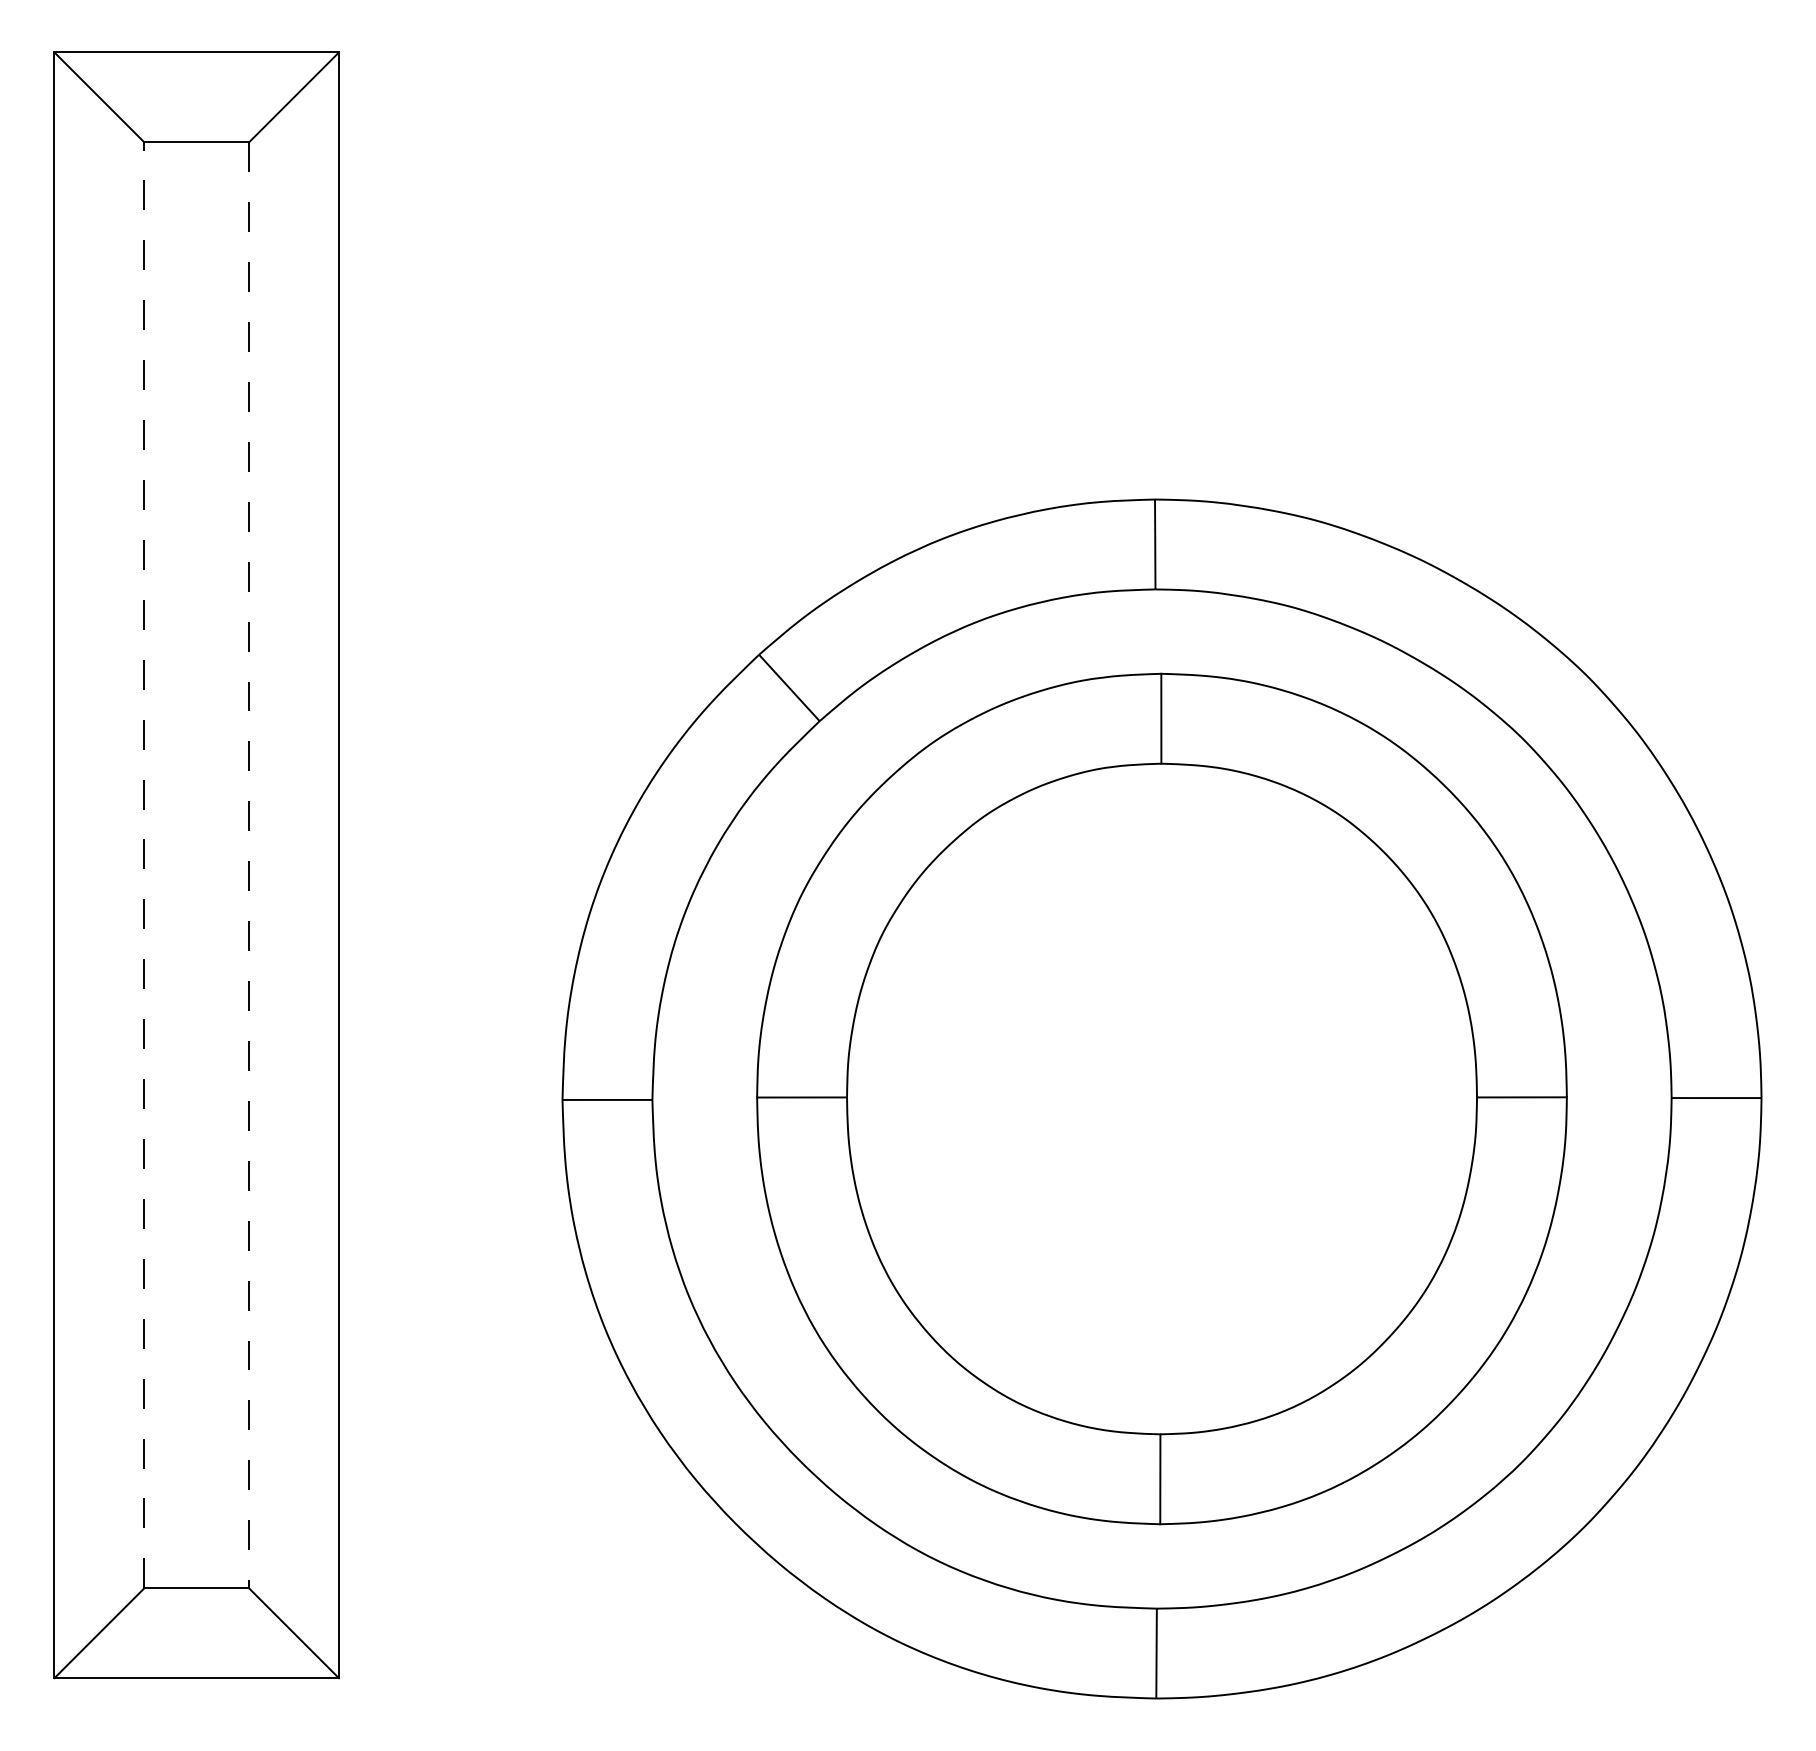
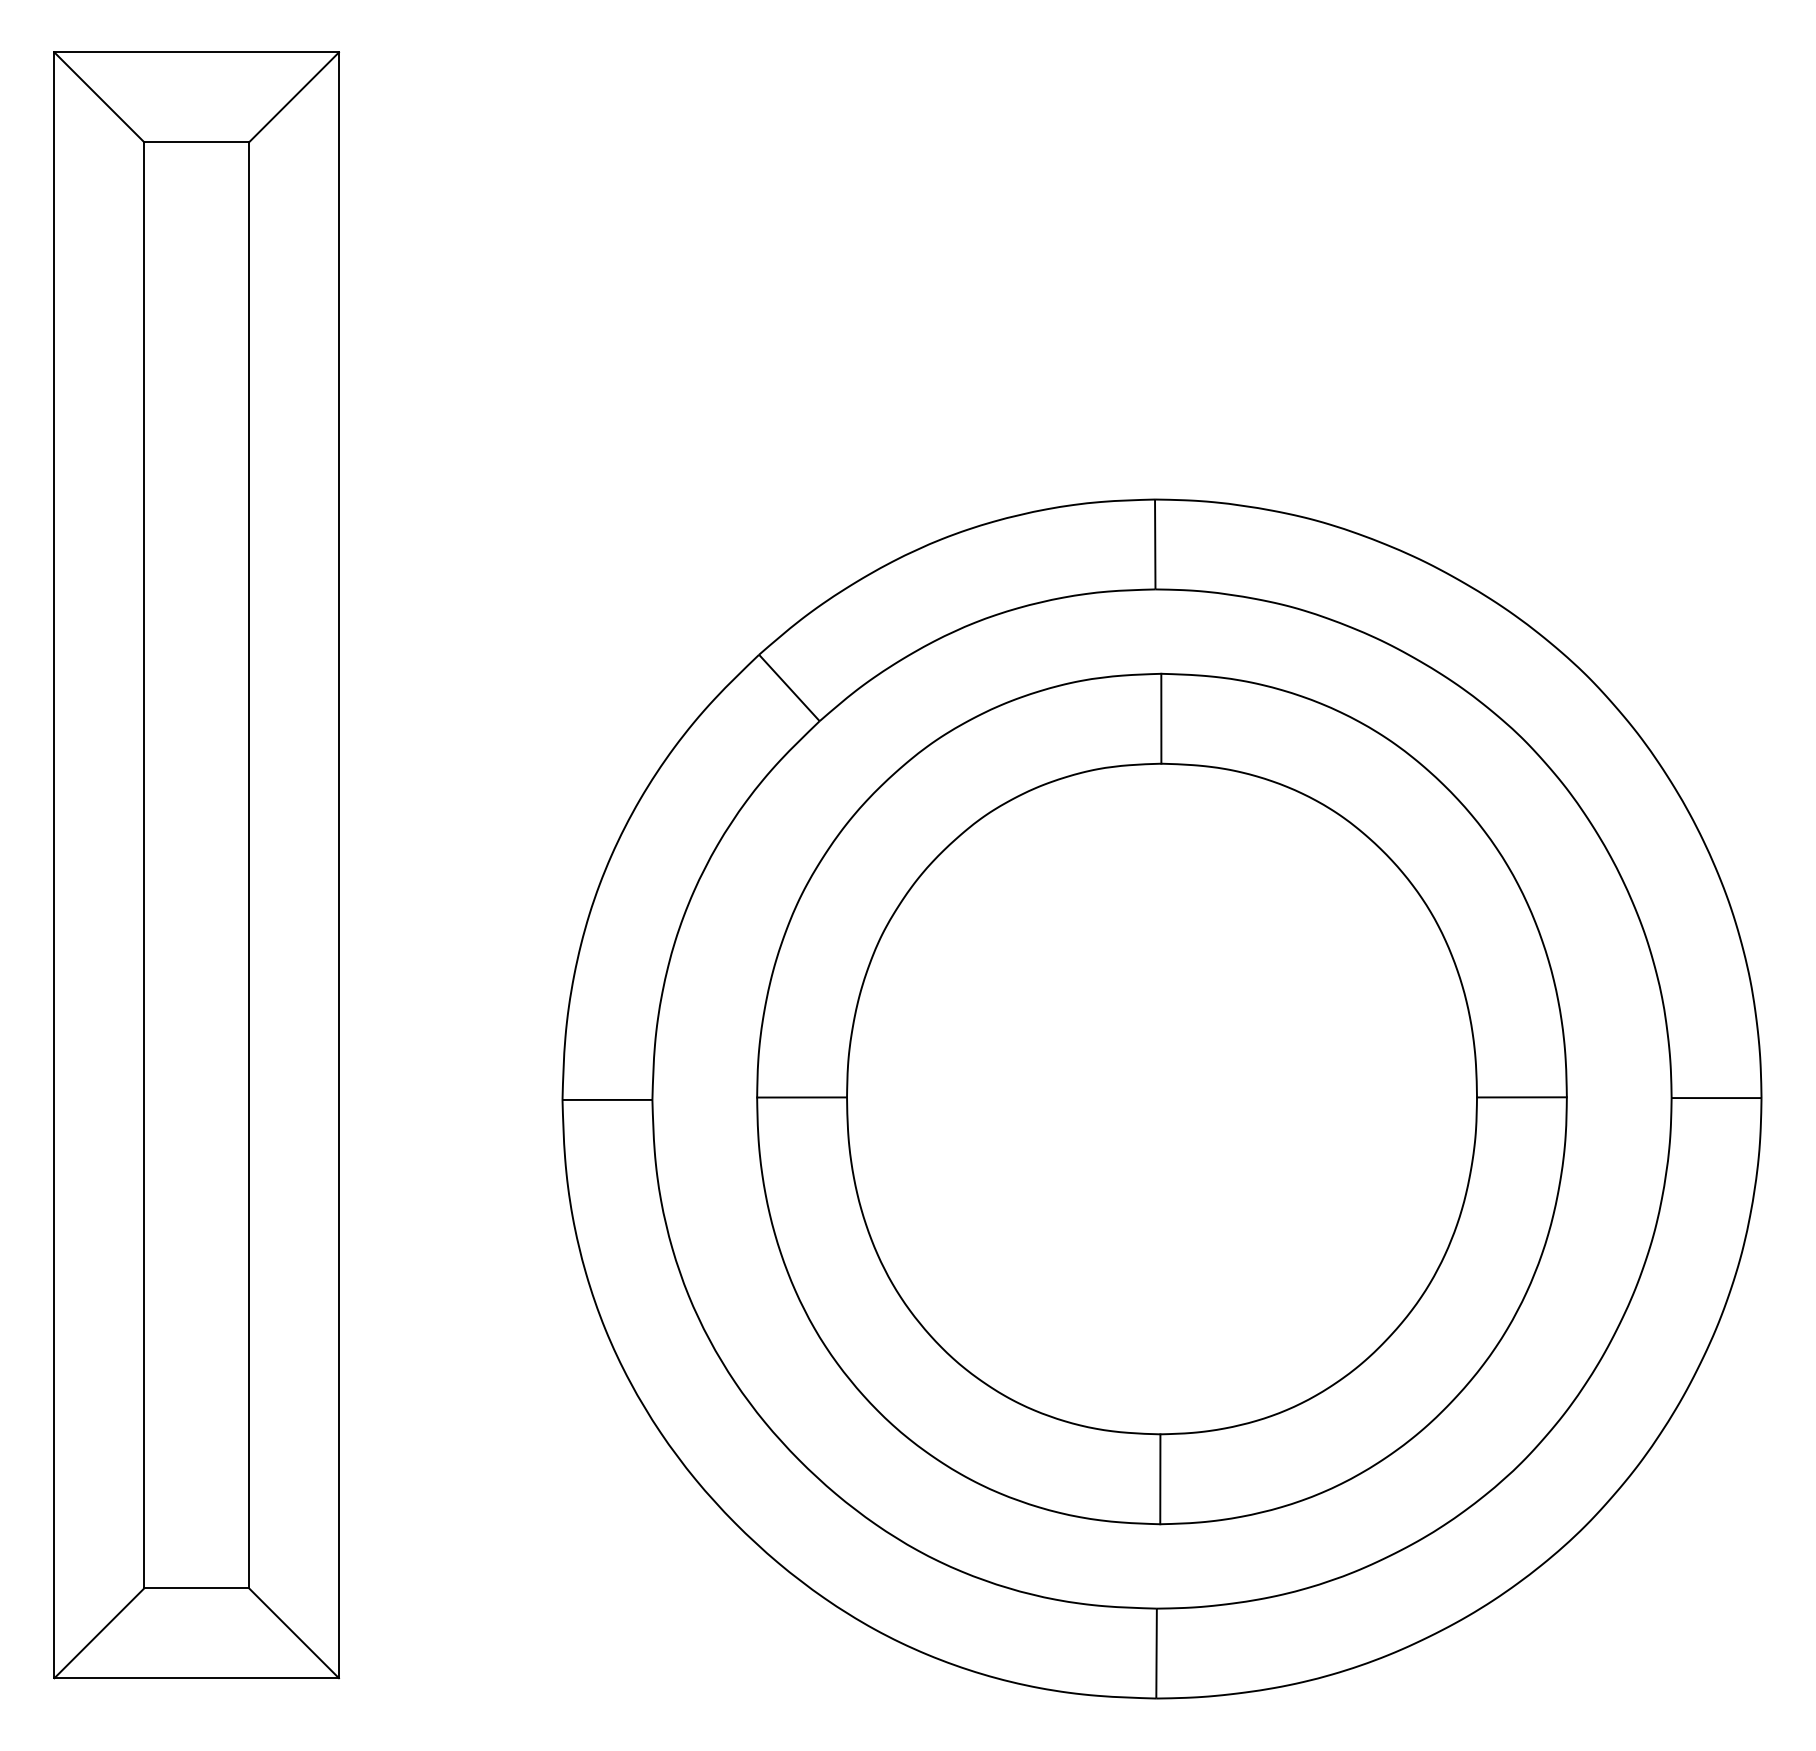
line: dashed -> solid (144, 864)
line: dashed -> solid (249, 865)
